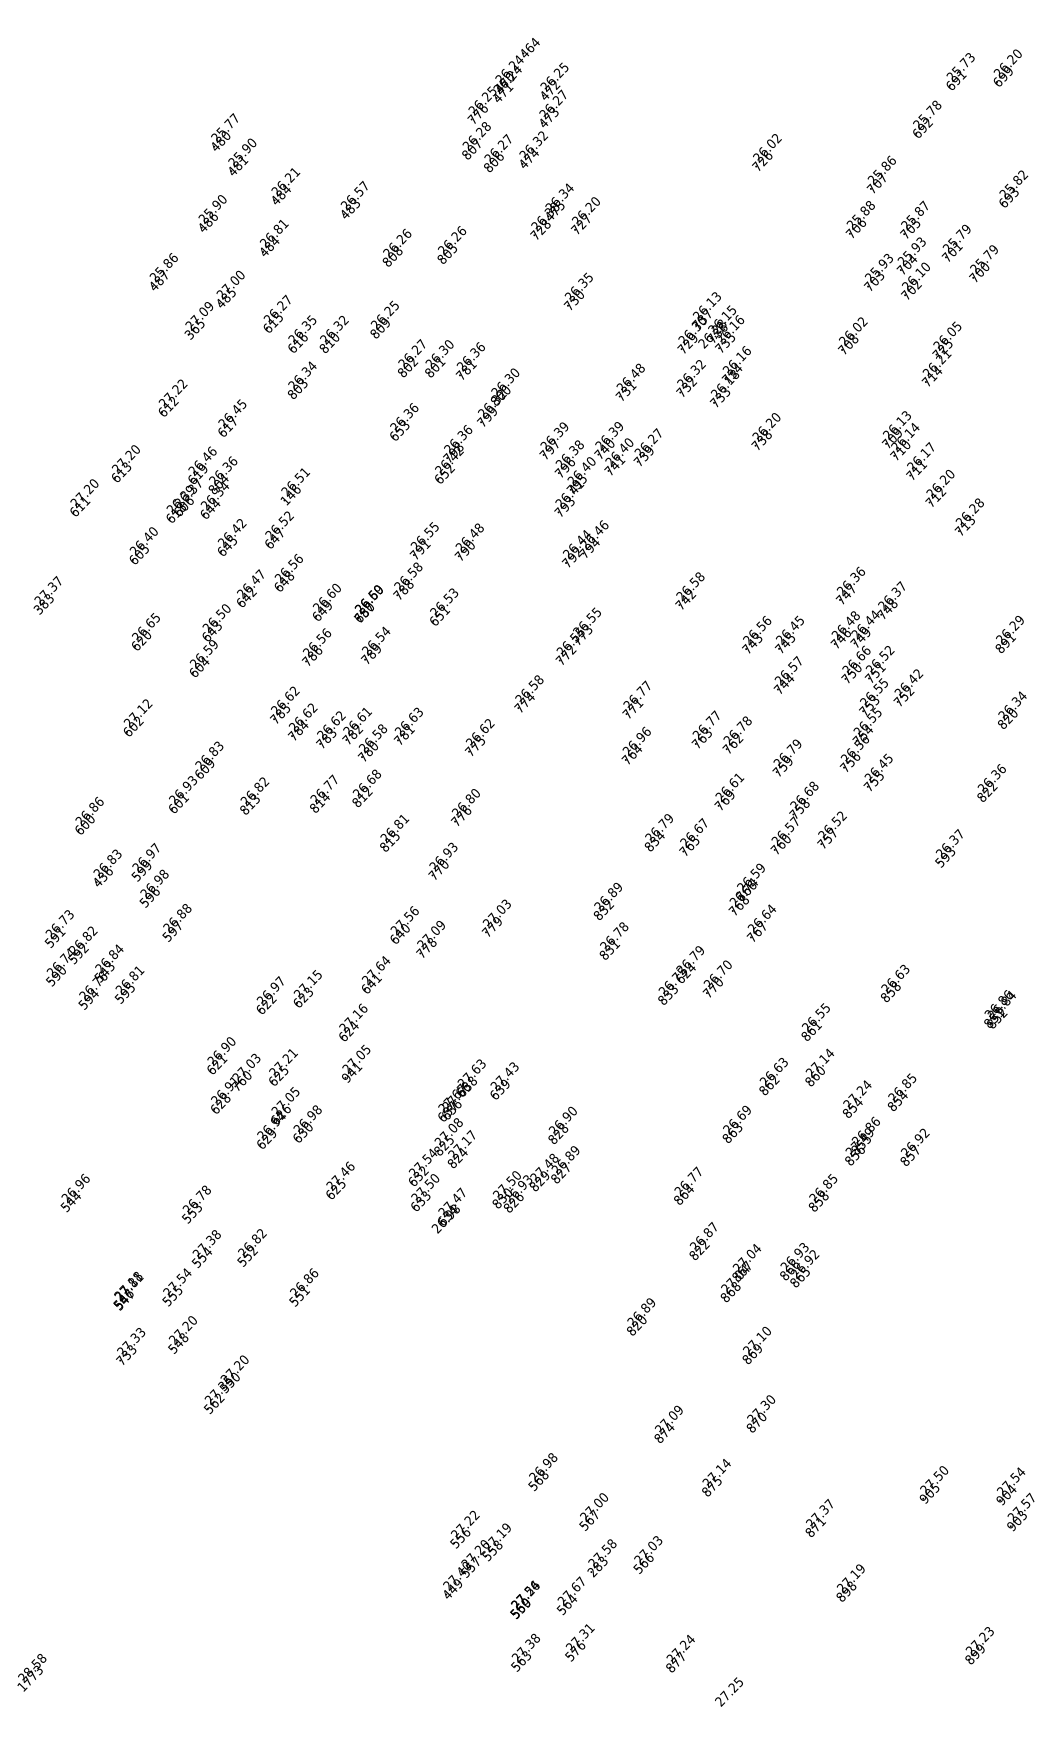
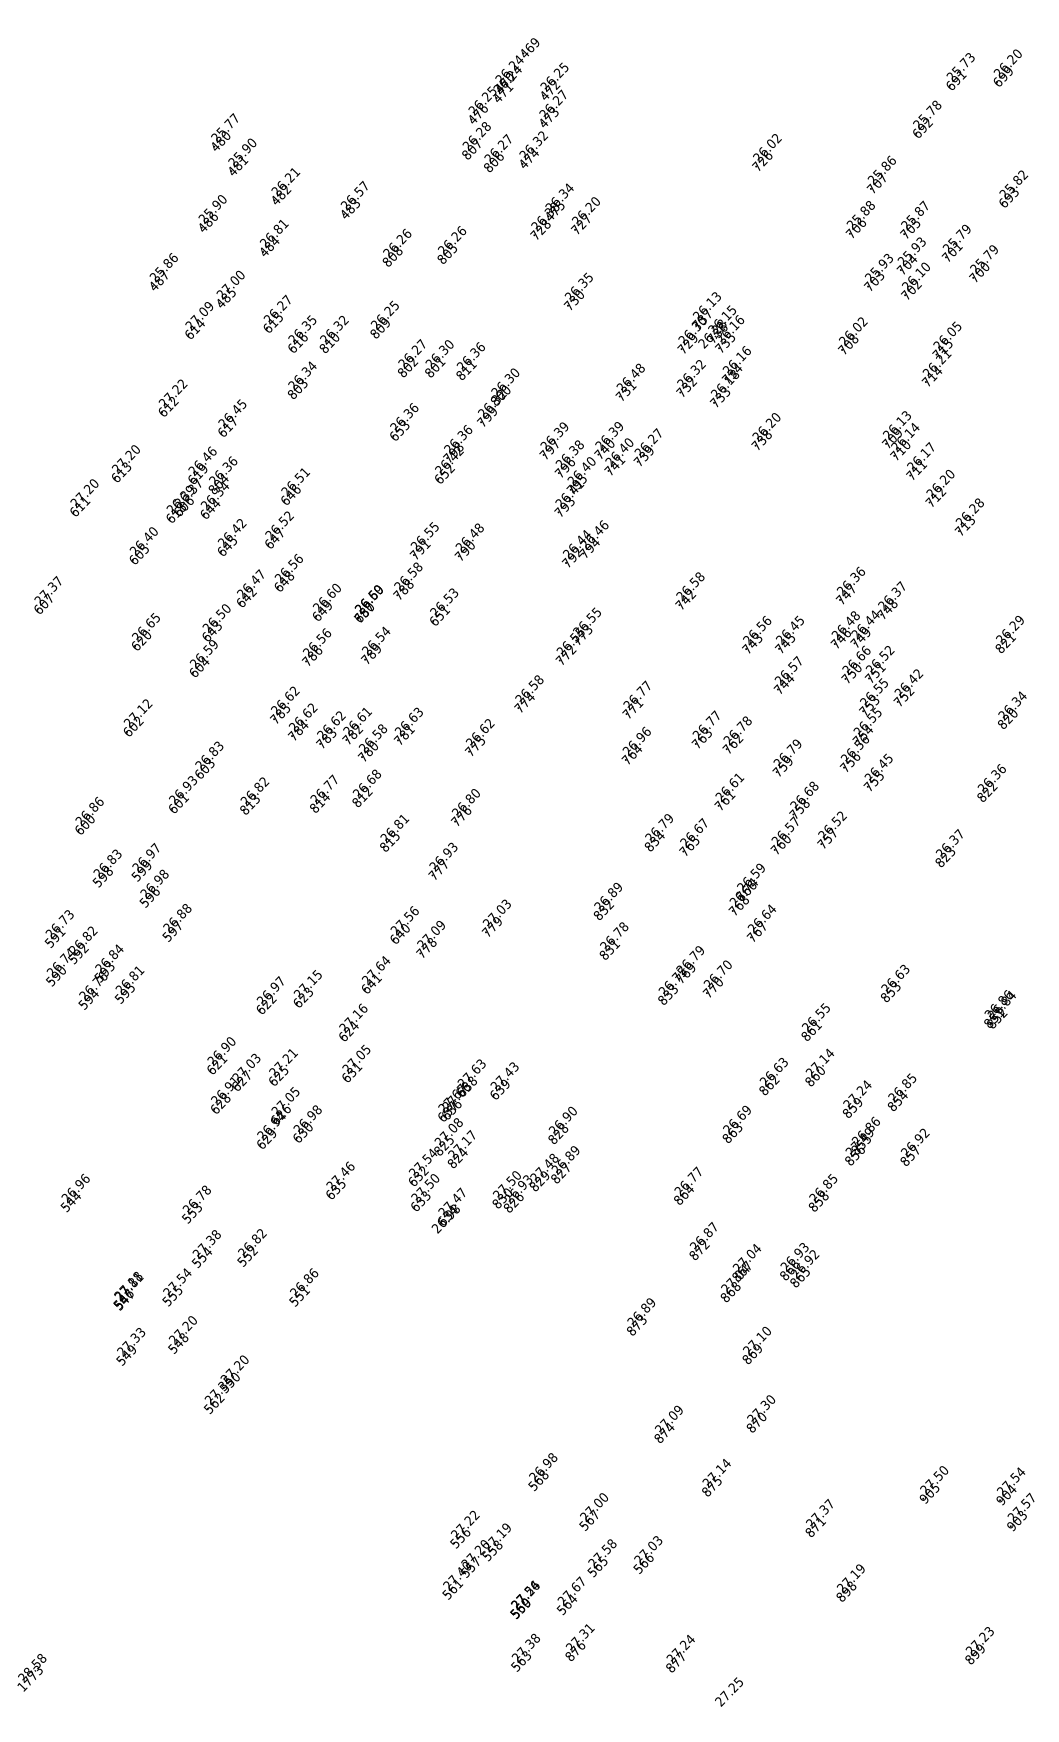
text: 464 -> 469 (534, 42)
text: 776 -> 476 (472, 118)
text: 484 -> 482 (286, 189)
text: 365 -> 614 (194, 328)
text: 725 -> 715 (941, 349)
text: 781 -> 811 (463, 372)
text: 146 -> 646 (285, 500)
text: 383 -> 607 (43, 603)
text: 891 -> 821 (1005, 643)
text: 609 -> 603 (209, 764)
text: 769 -> 761 (730, 794)
text: 593 -> 823 (942, 860)
text: 770 -> 777 (443, 863)
text: 436 -> 598 (101, 876)
text: 543 -> 593 (104, 971)
text: 624 -> 769 (685, 972)
text: 858 -> 853 (895, 986)
text: 941 -> 631 (349, 1074)
text: 760 -> 627 (241, 1080)
text: 854 -> 859 (857, 1102)
text: 625 -> 635 (335, 1189)
text: 822 -> 872 (699, 1249)
text: 820 -> 873 (638, 1323)
text: 733 -> 549 (126, 1355)
text: 283 -> 565 (597, 1566)
text: 449 -> 561 (452, 1589)
text: 576 -> 876 (569, 1656)
